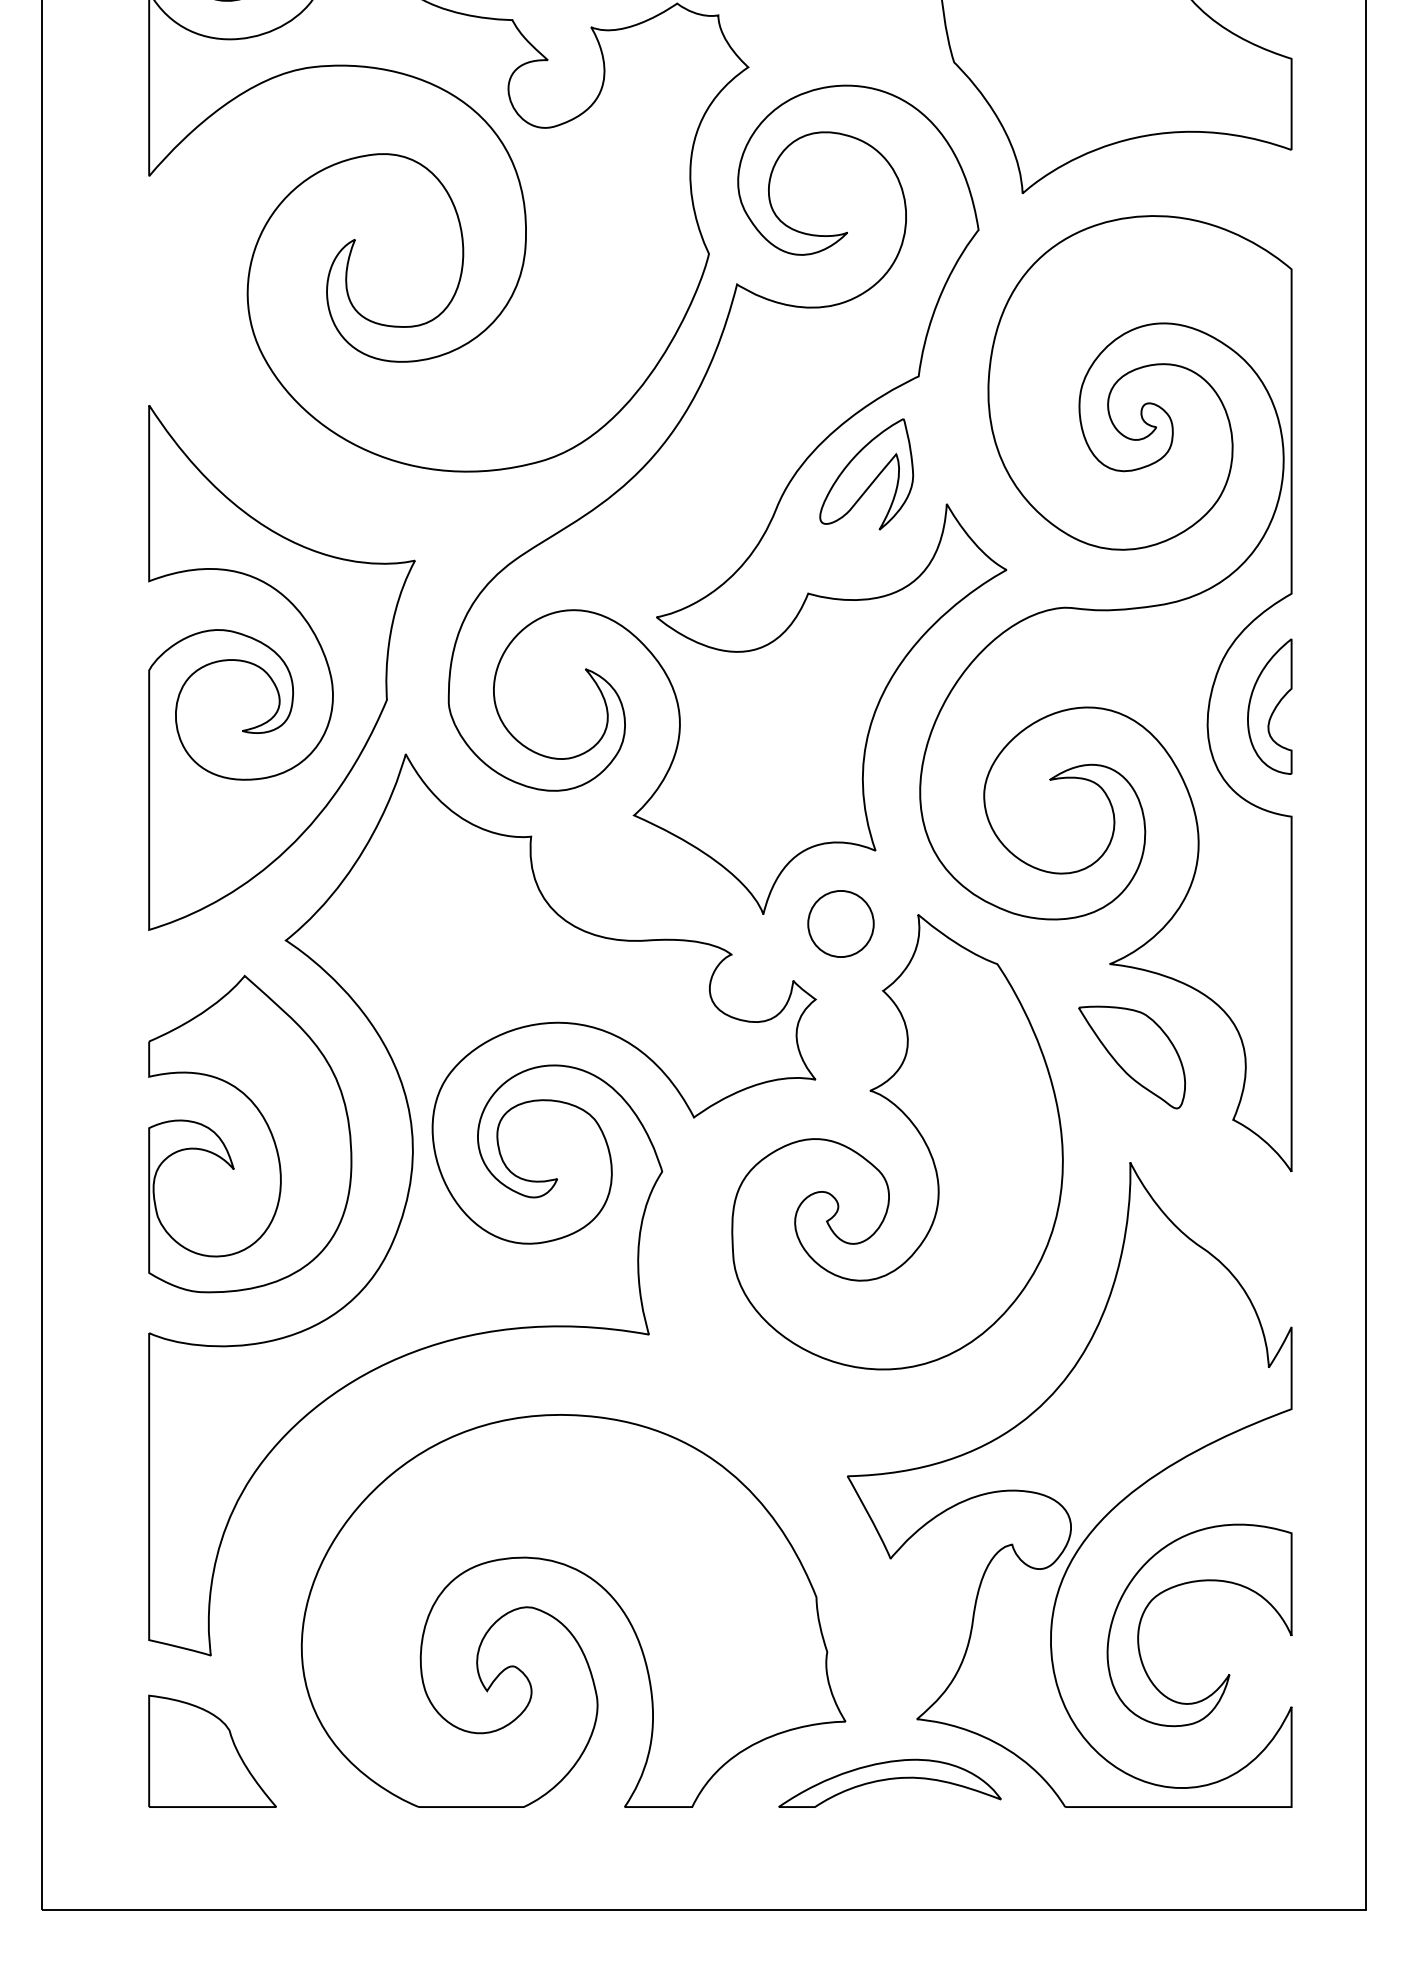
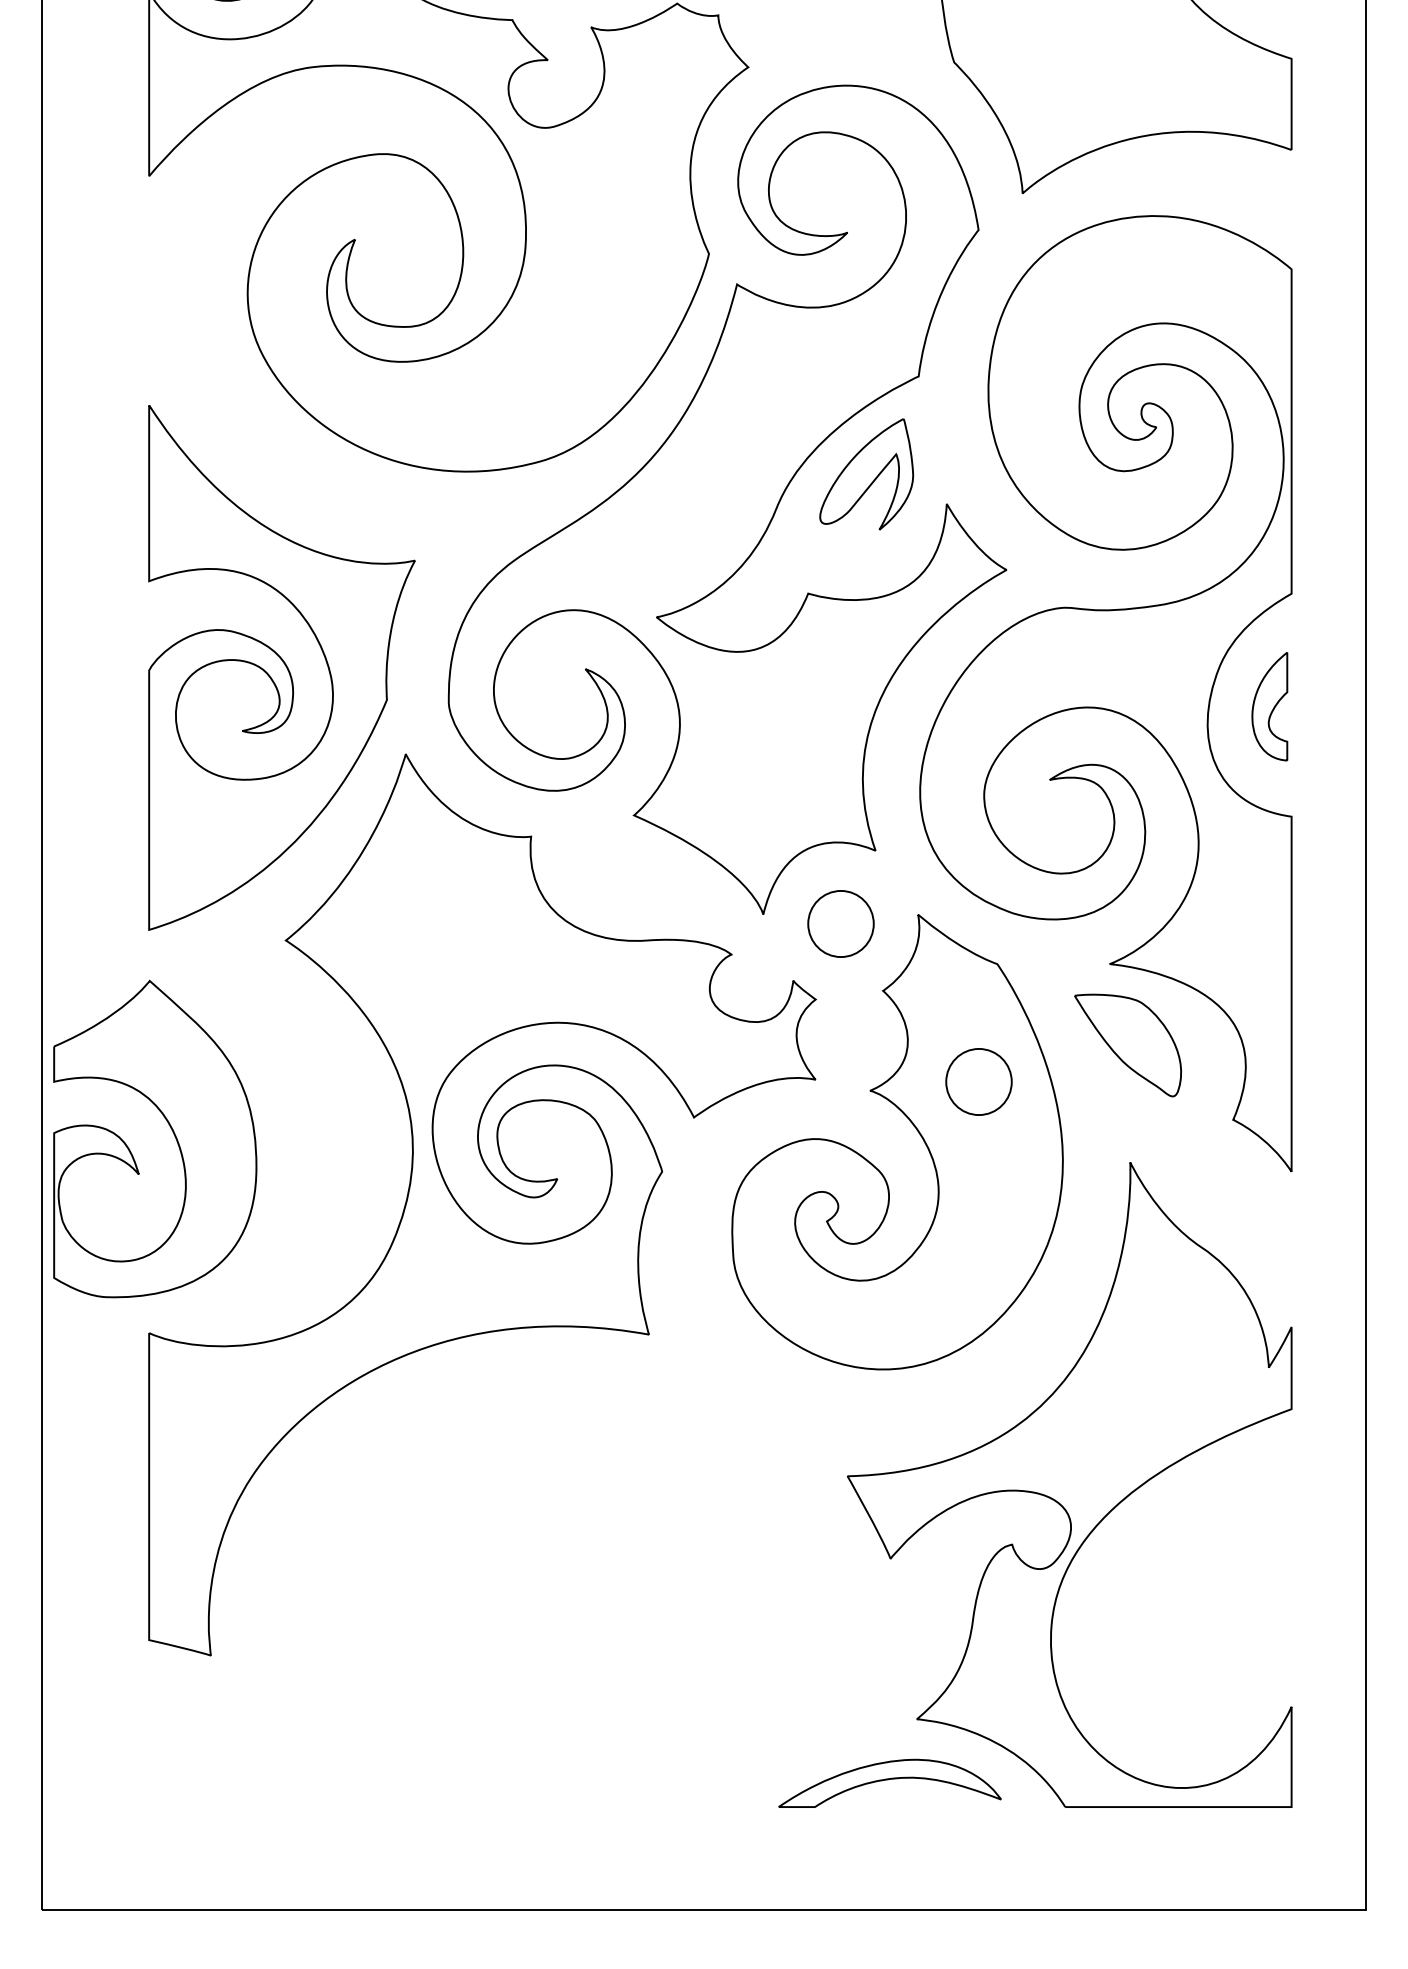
part size: 46x137 px -> 38x110 px (1269, 706)
part position: (1131, 1057) -> (1127, 1045) (1127, 1045)
part: none -> present (978, 1081)
part position: (266, 1125) -> (171, 1130) (171, 1130)
part: present -> none (1190, 1583)
part: present -> none (563, 1623)
part: present -> none (212, 1750)
